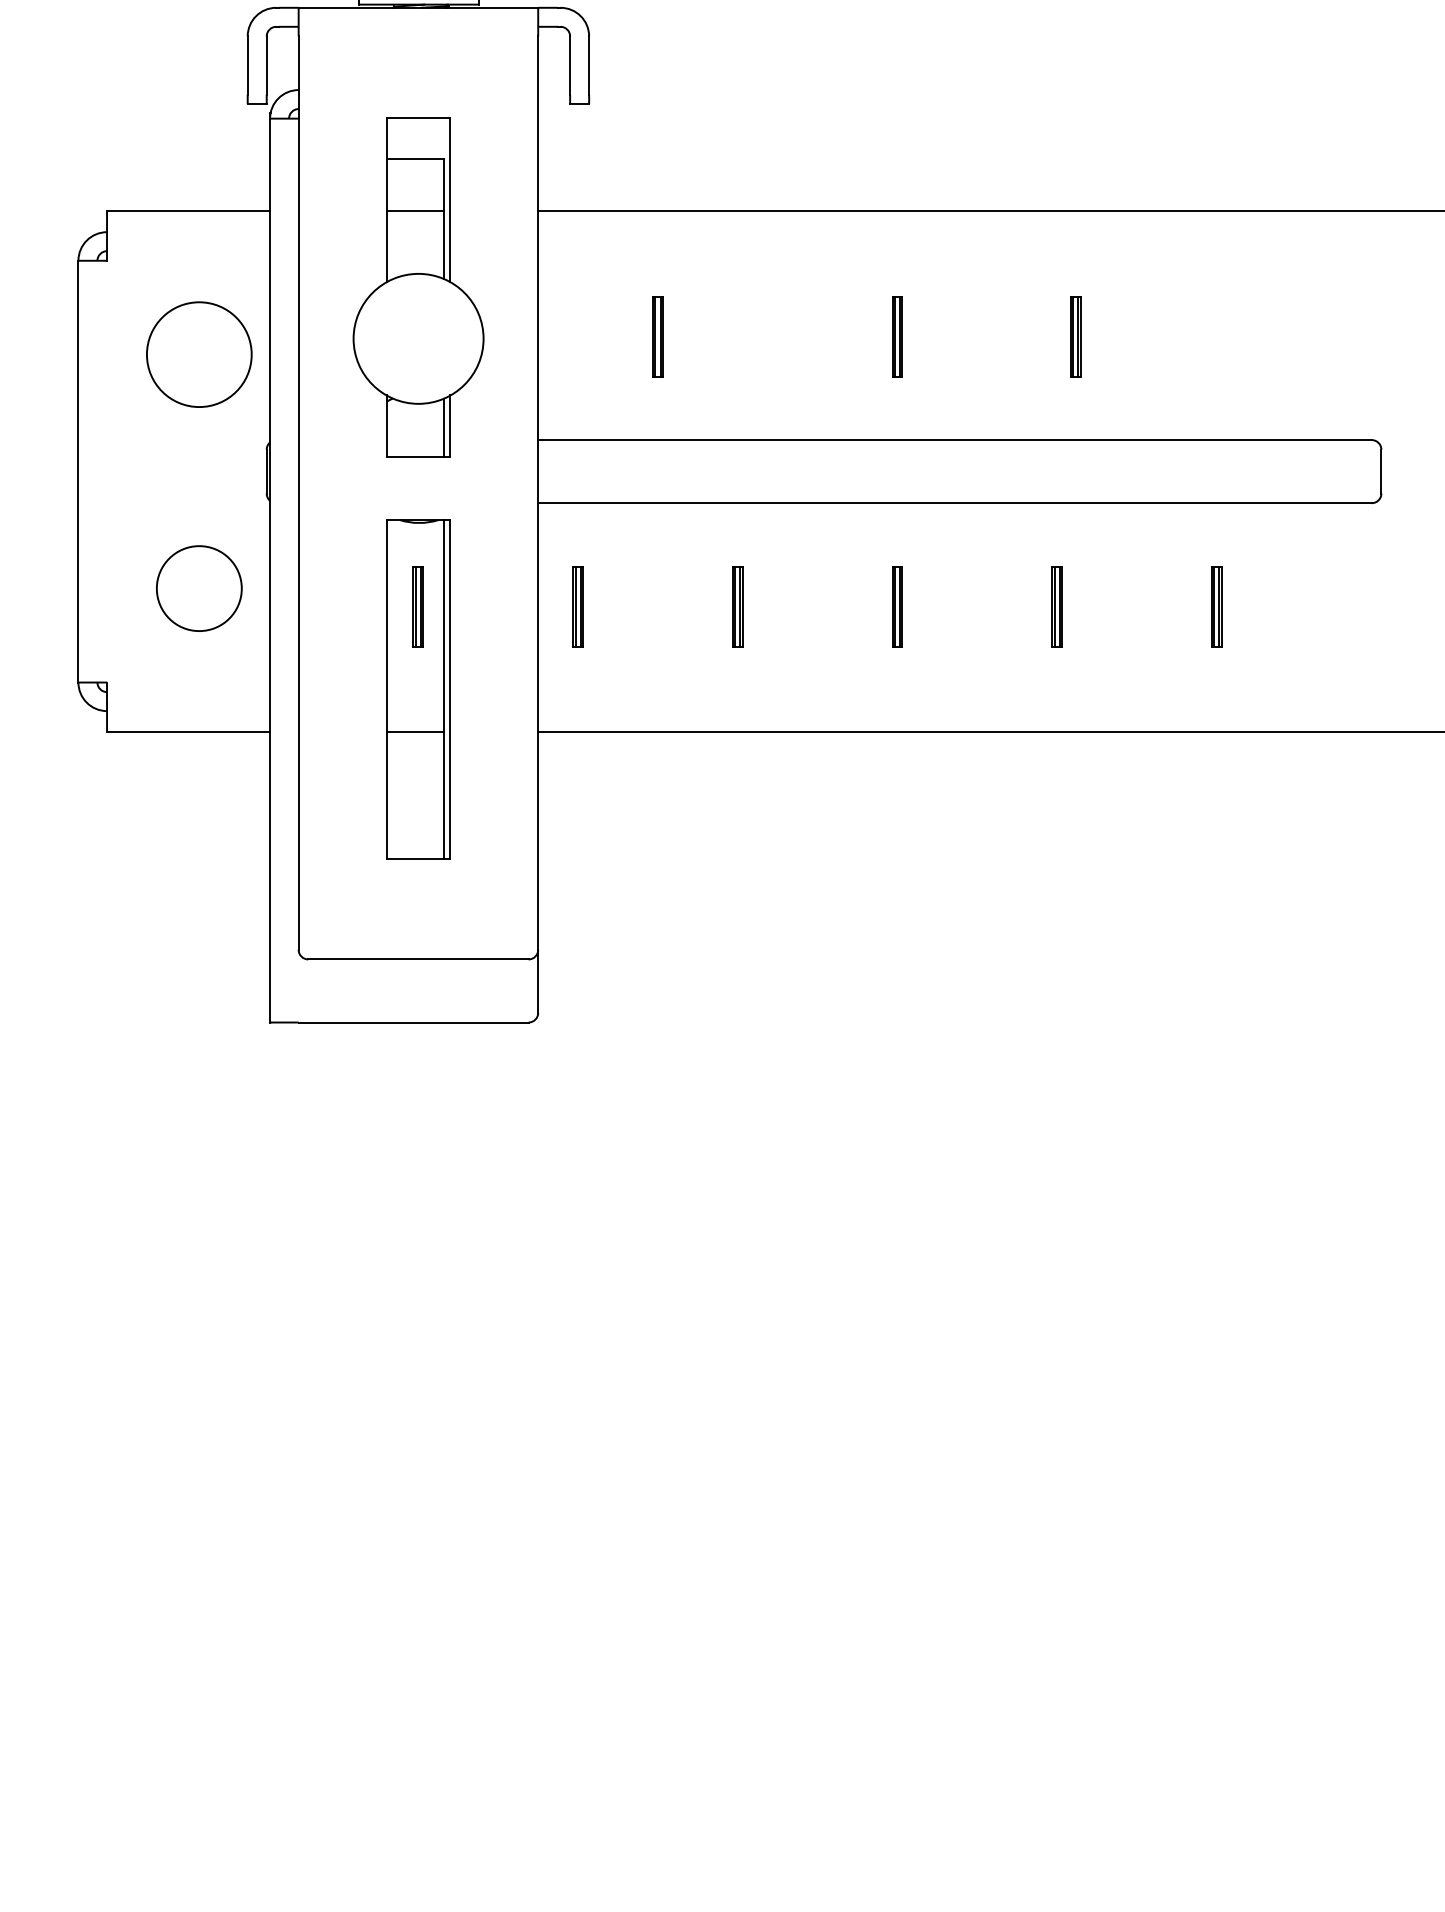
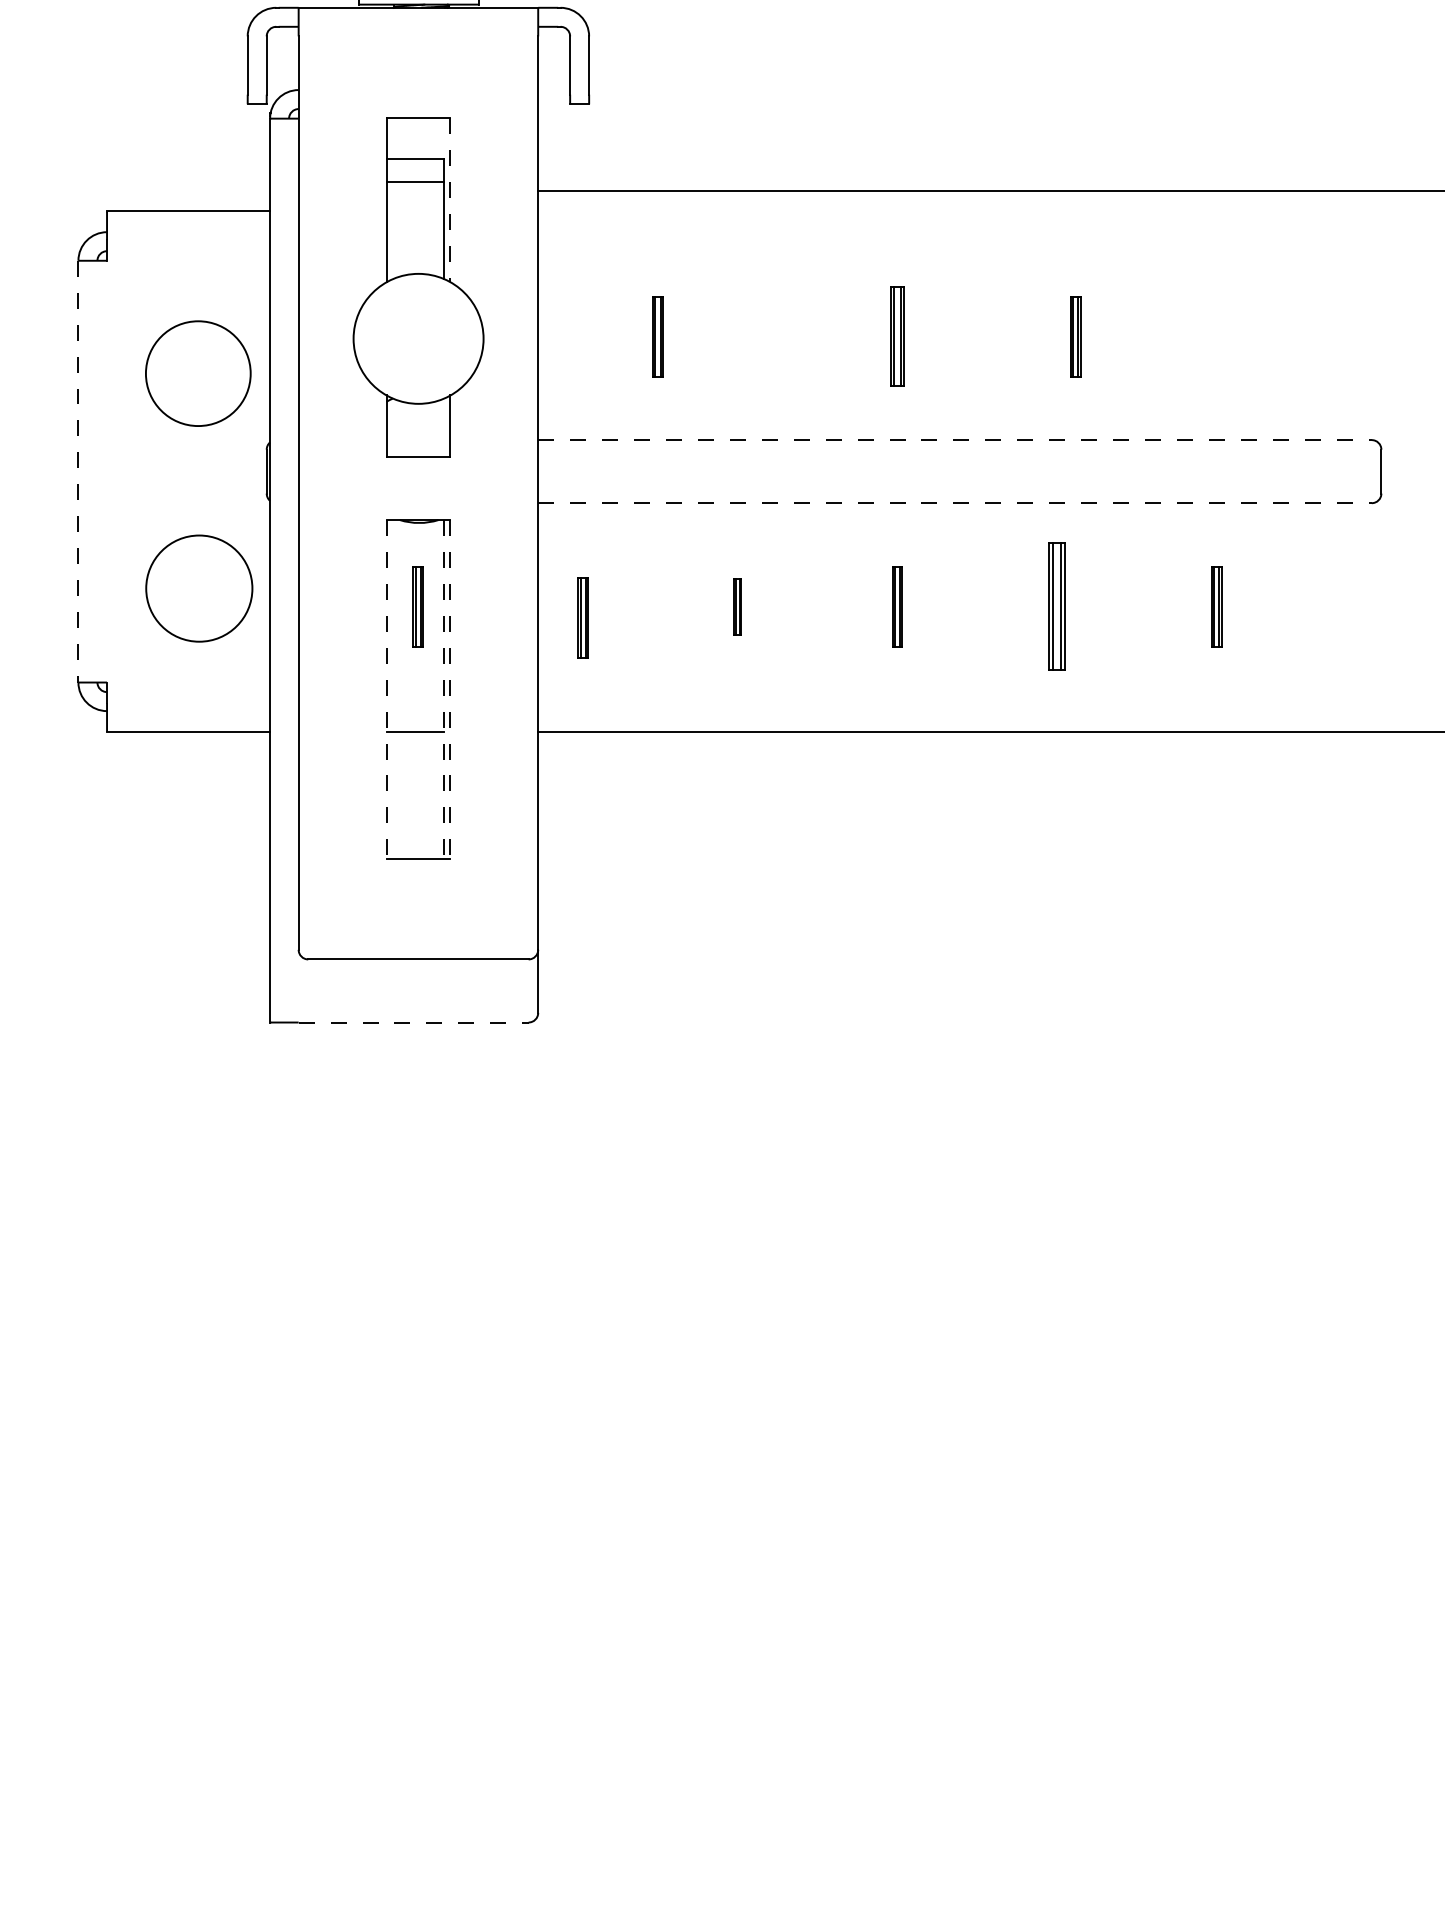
line: solid -> dashed (450, 200)
line position: (414, 211) -> (414, 182) (414, 182)
line position: (989, 211) -> (989, 191) (989, 191)
part size: 11x82 px -> 15x101 px (897, 336)
circle position: (199, 354) -> (198, 373) (198, 373)
line: present -> none (443, 427)
line: solid -> dashed (955, 440)
line: solid -> dashed (78, 471)
line: solid -> dashed (955, 503)
circle diameter: 85 px -> 106 px (199, 588)
part position: (577, 606) -> (582, 617) (582, 617)
part size: 12x82 px -> 9x58 px (737, 606)
part size: 12x82 px -> 18x129 px (1056, 606)
line: solid -> dashed (386, 689)
line: solid -> dashed (443, 689)
line: solid -> dashed (450, 689)
line: solid -> dashed (413, 1022)
